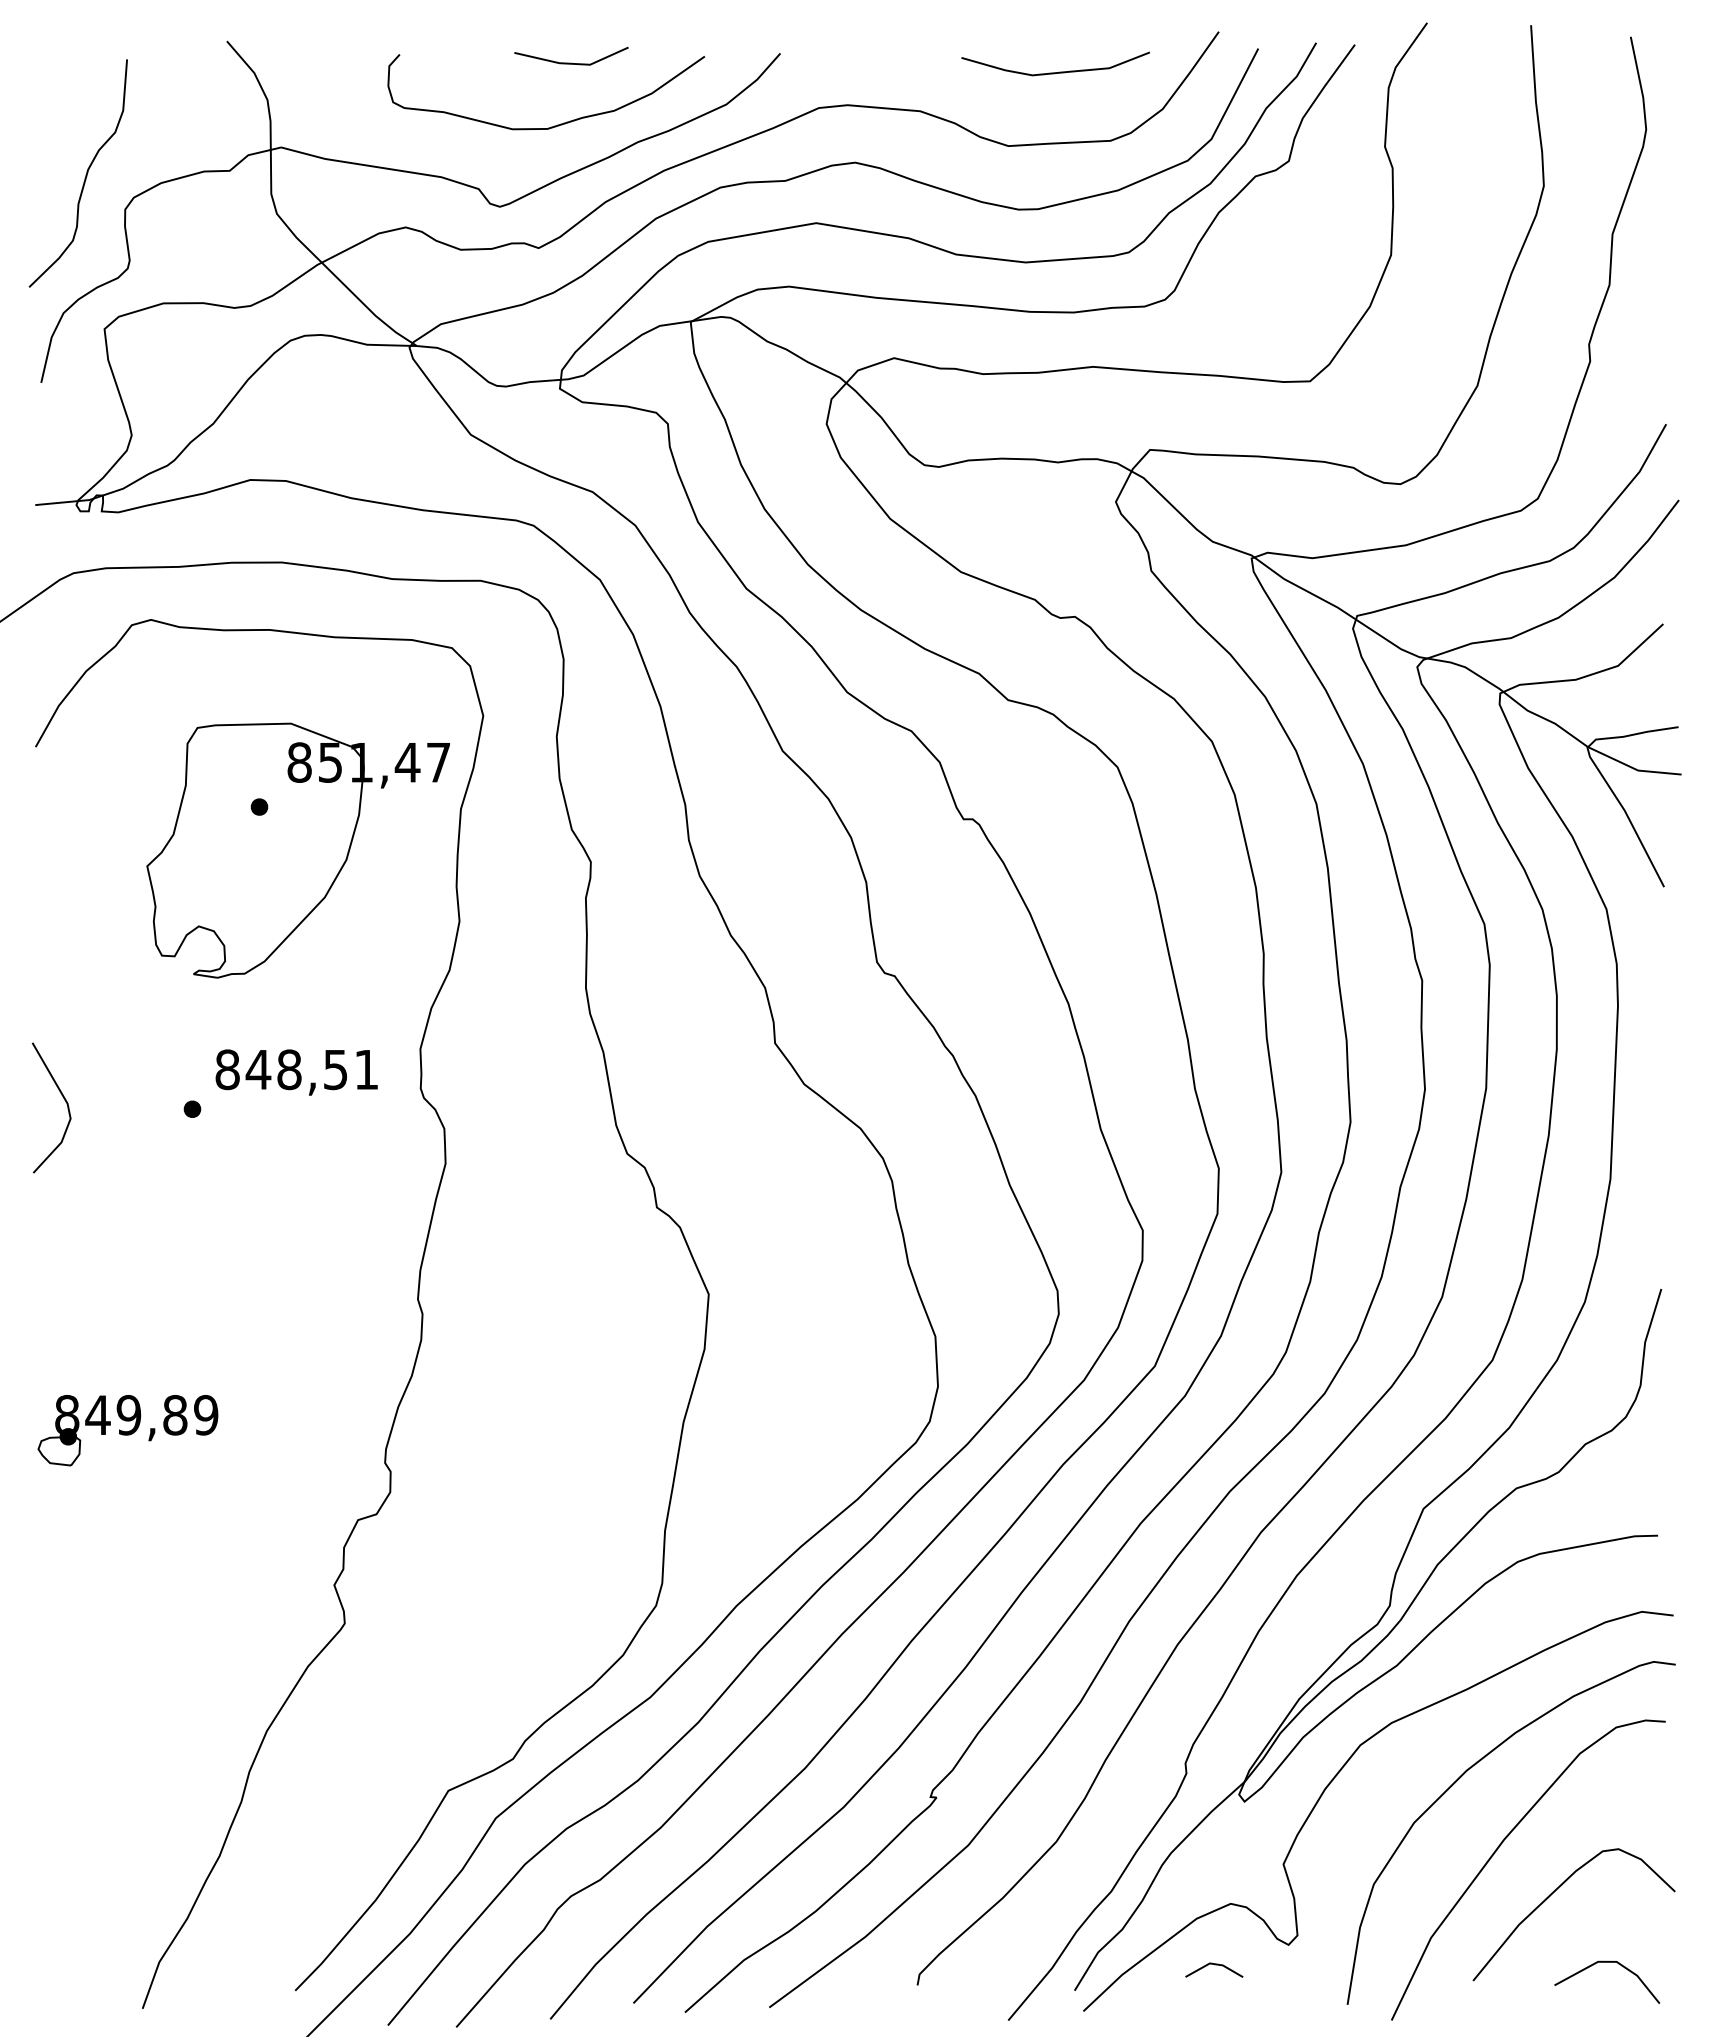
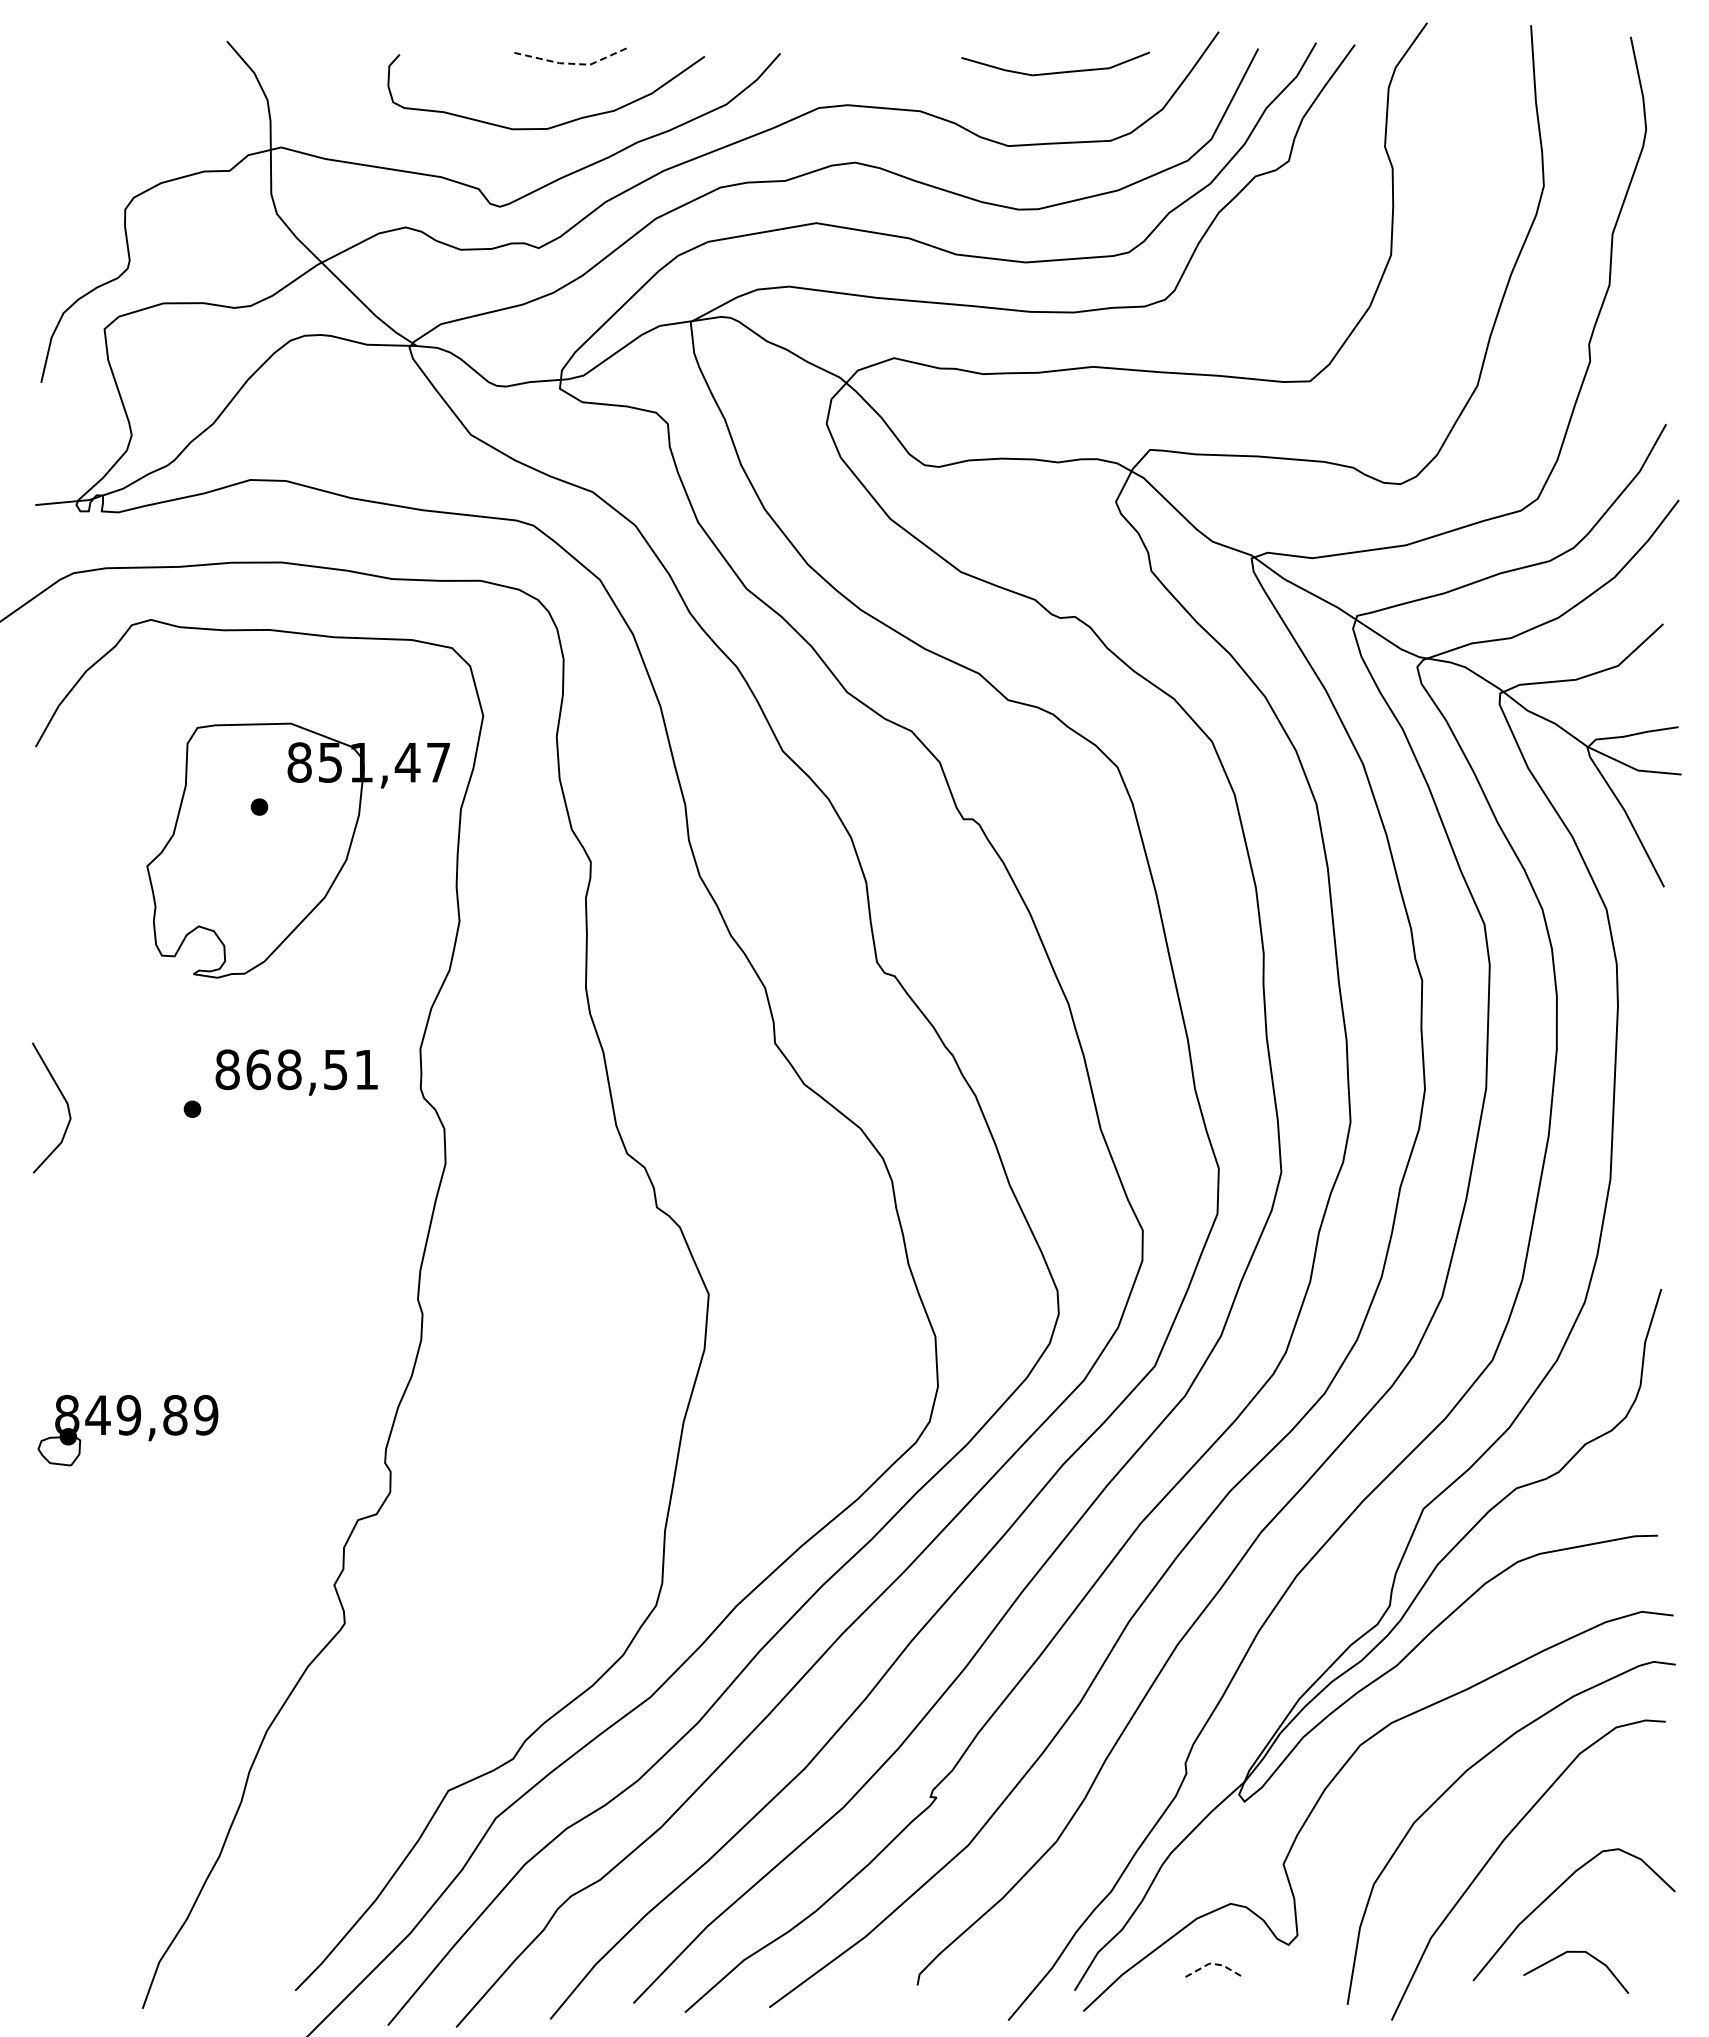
line: solid -> dashed (573, 63)
curve: present -> none (85, 174)
text: 848,51 -> 868,51 (258, 1069)
line position: (1606, 1962) -> (1575, 1952) (1575, 1952)
line: solid -> dashed (1214, 1964)
